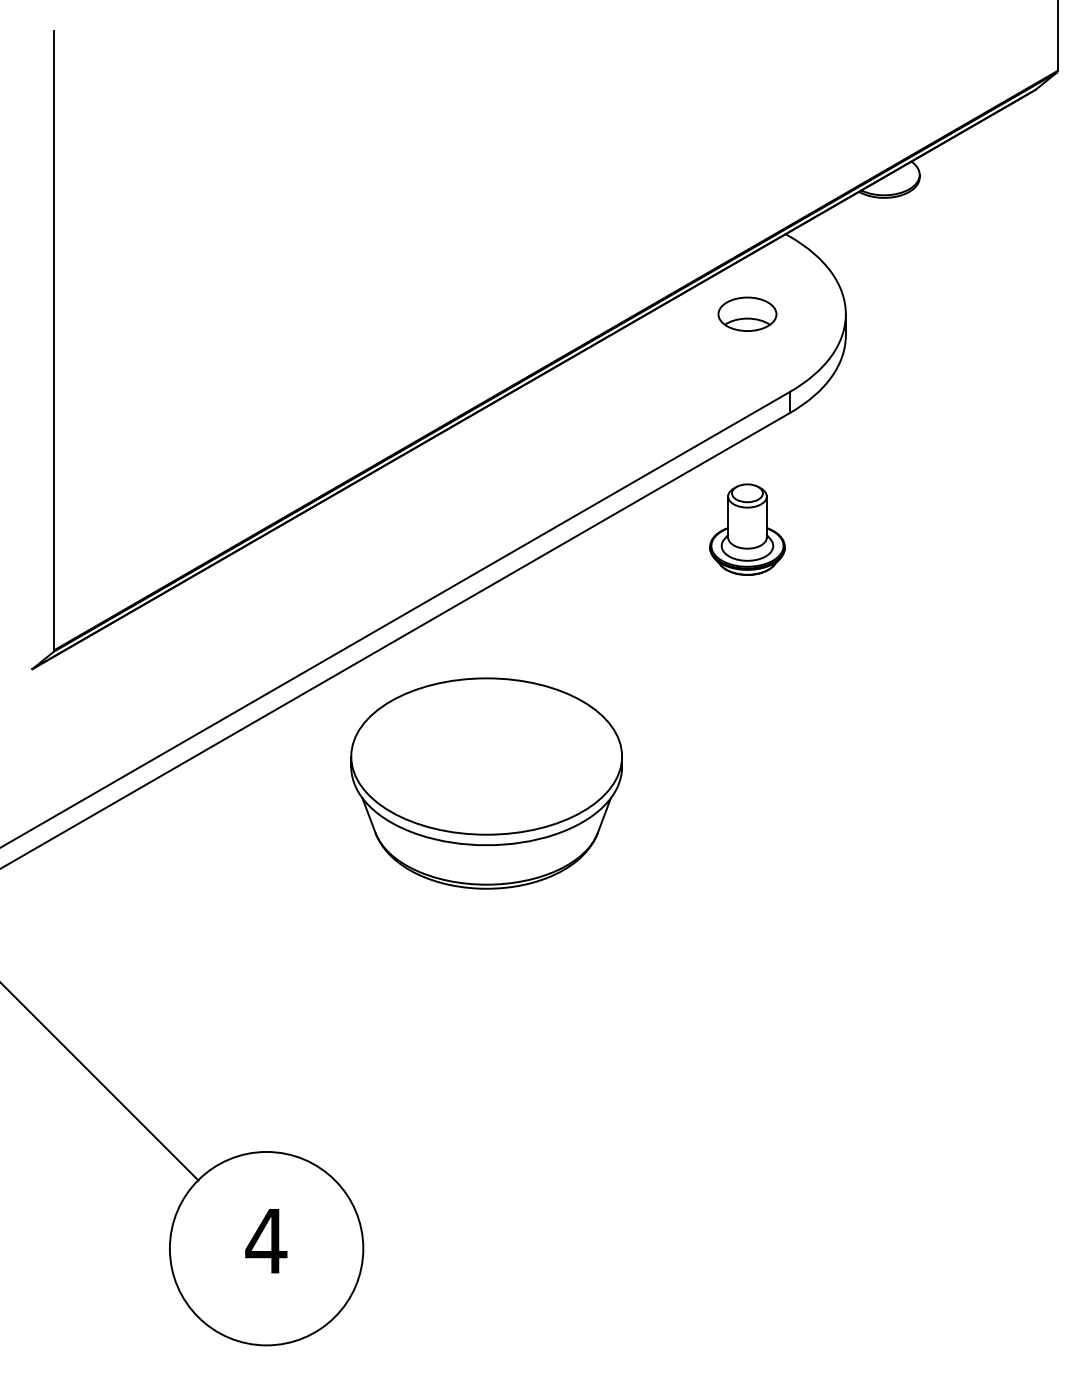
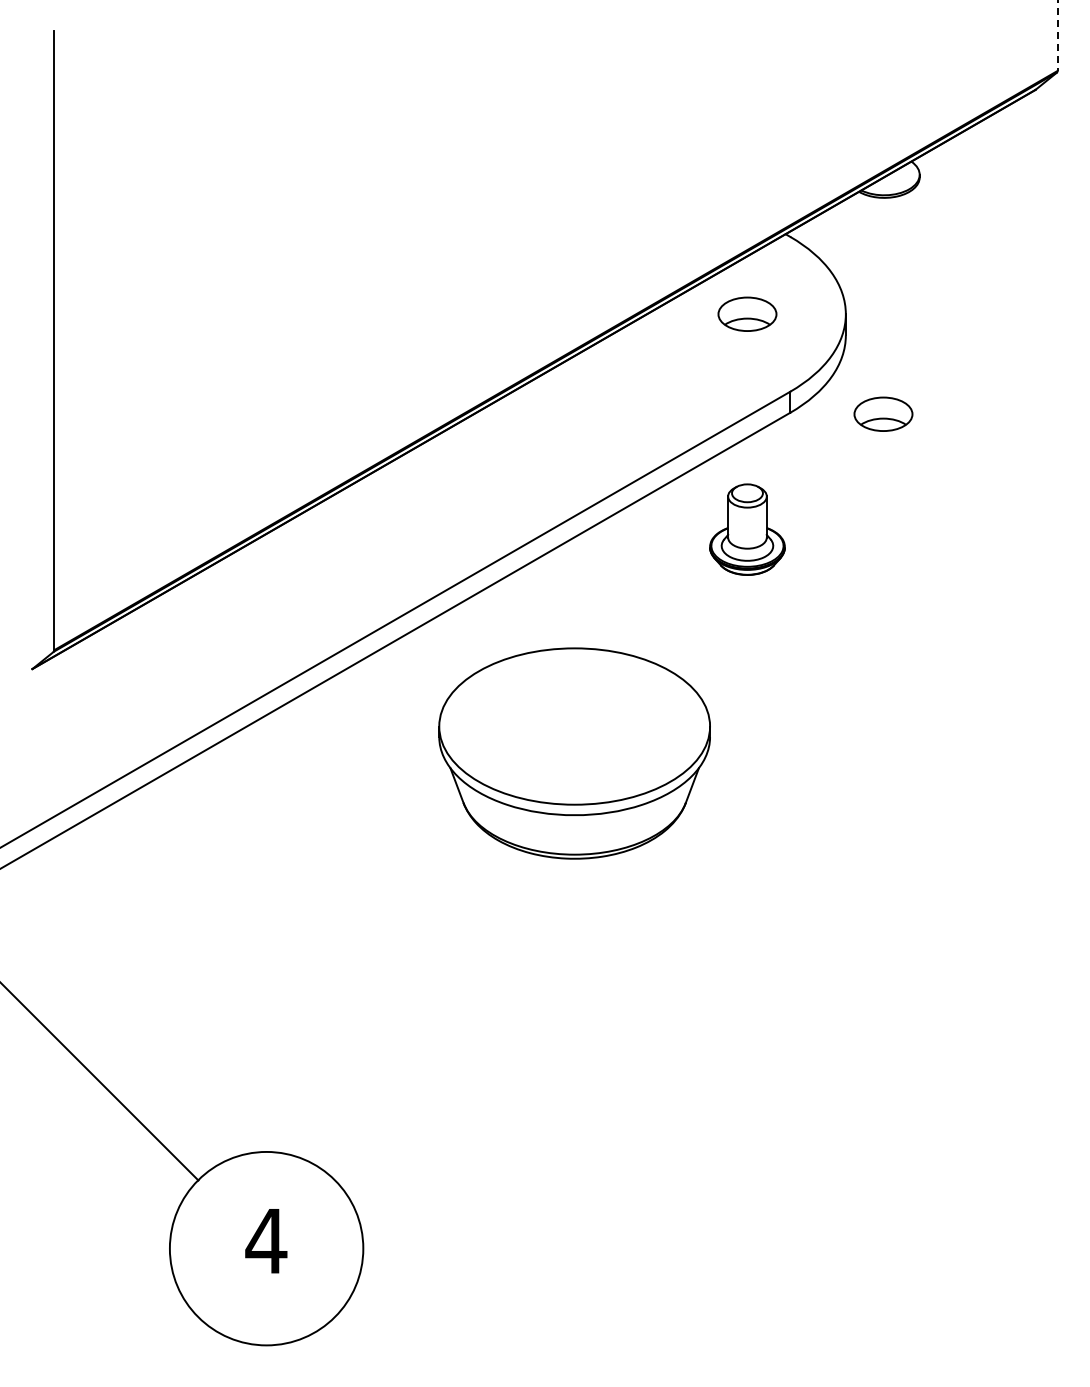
line: solid -> dashed (1057, 36)
part: none -> present (883, 413)
part position: (486, 783) -> (574, 753) (574, 753)
